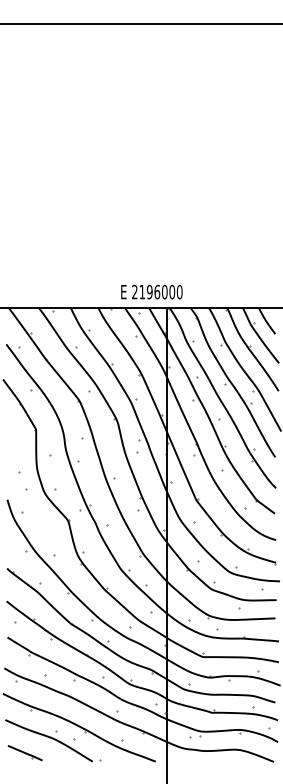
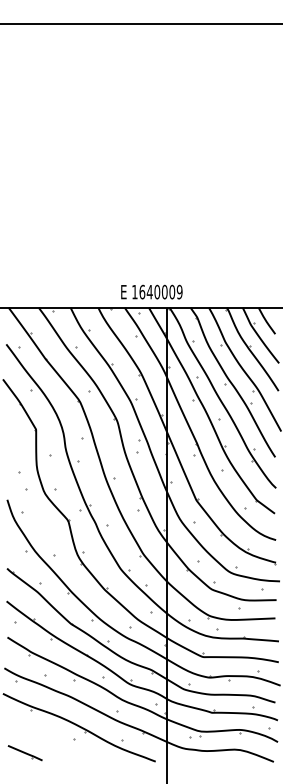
text: 2196000 -> 1640009 (157, 291)
part: present -> none (53, 740)
